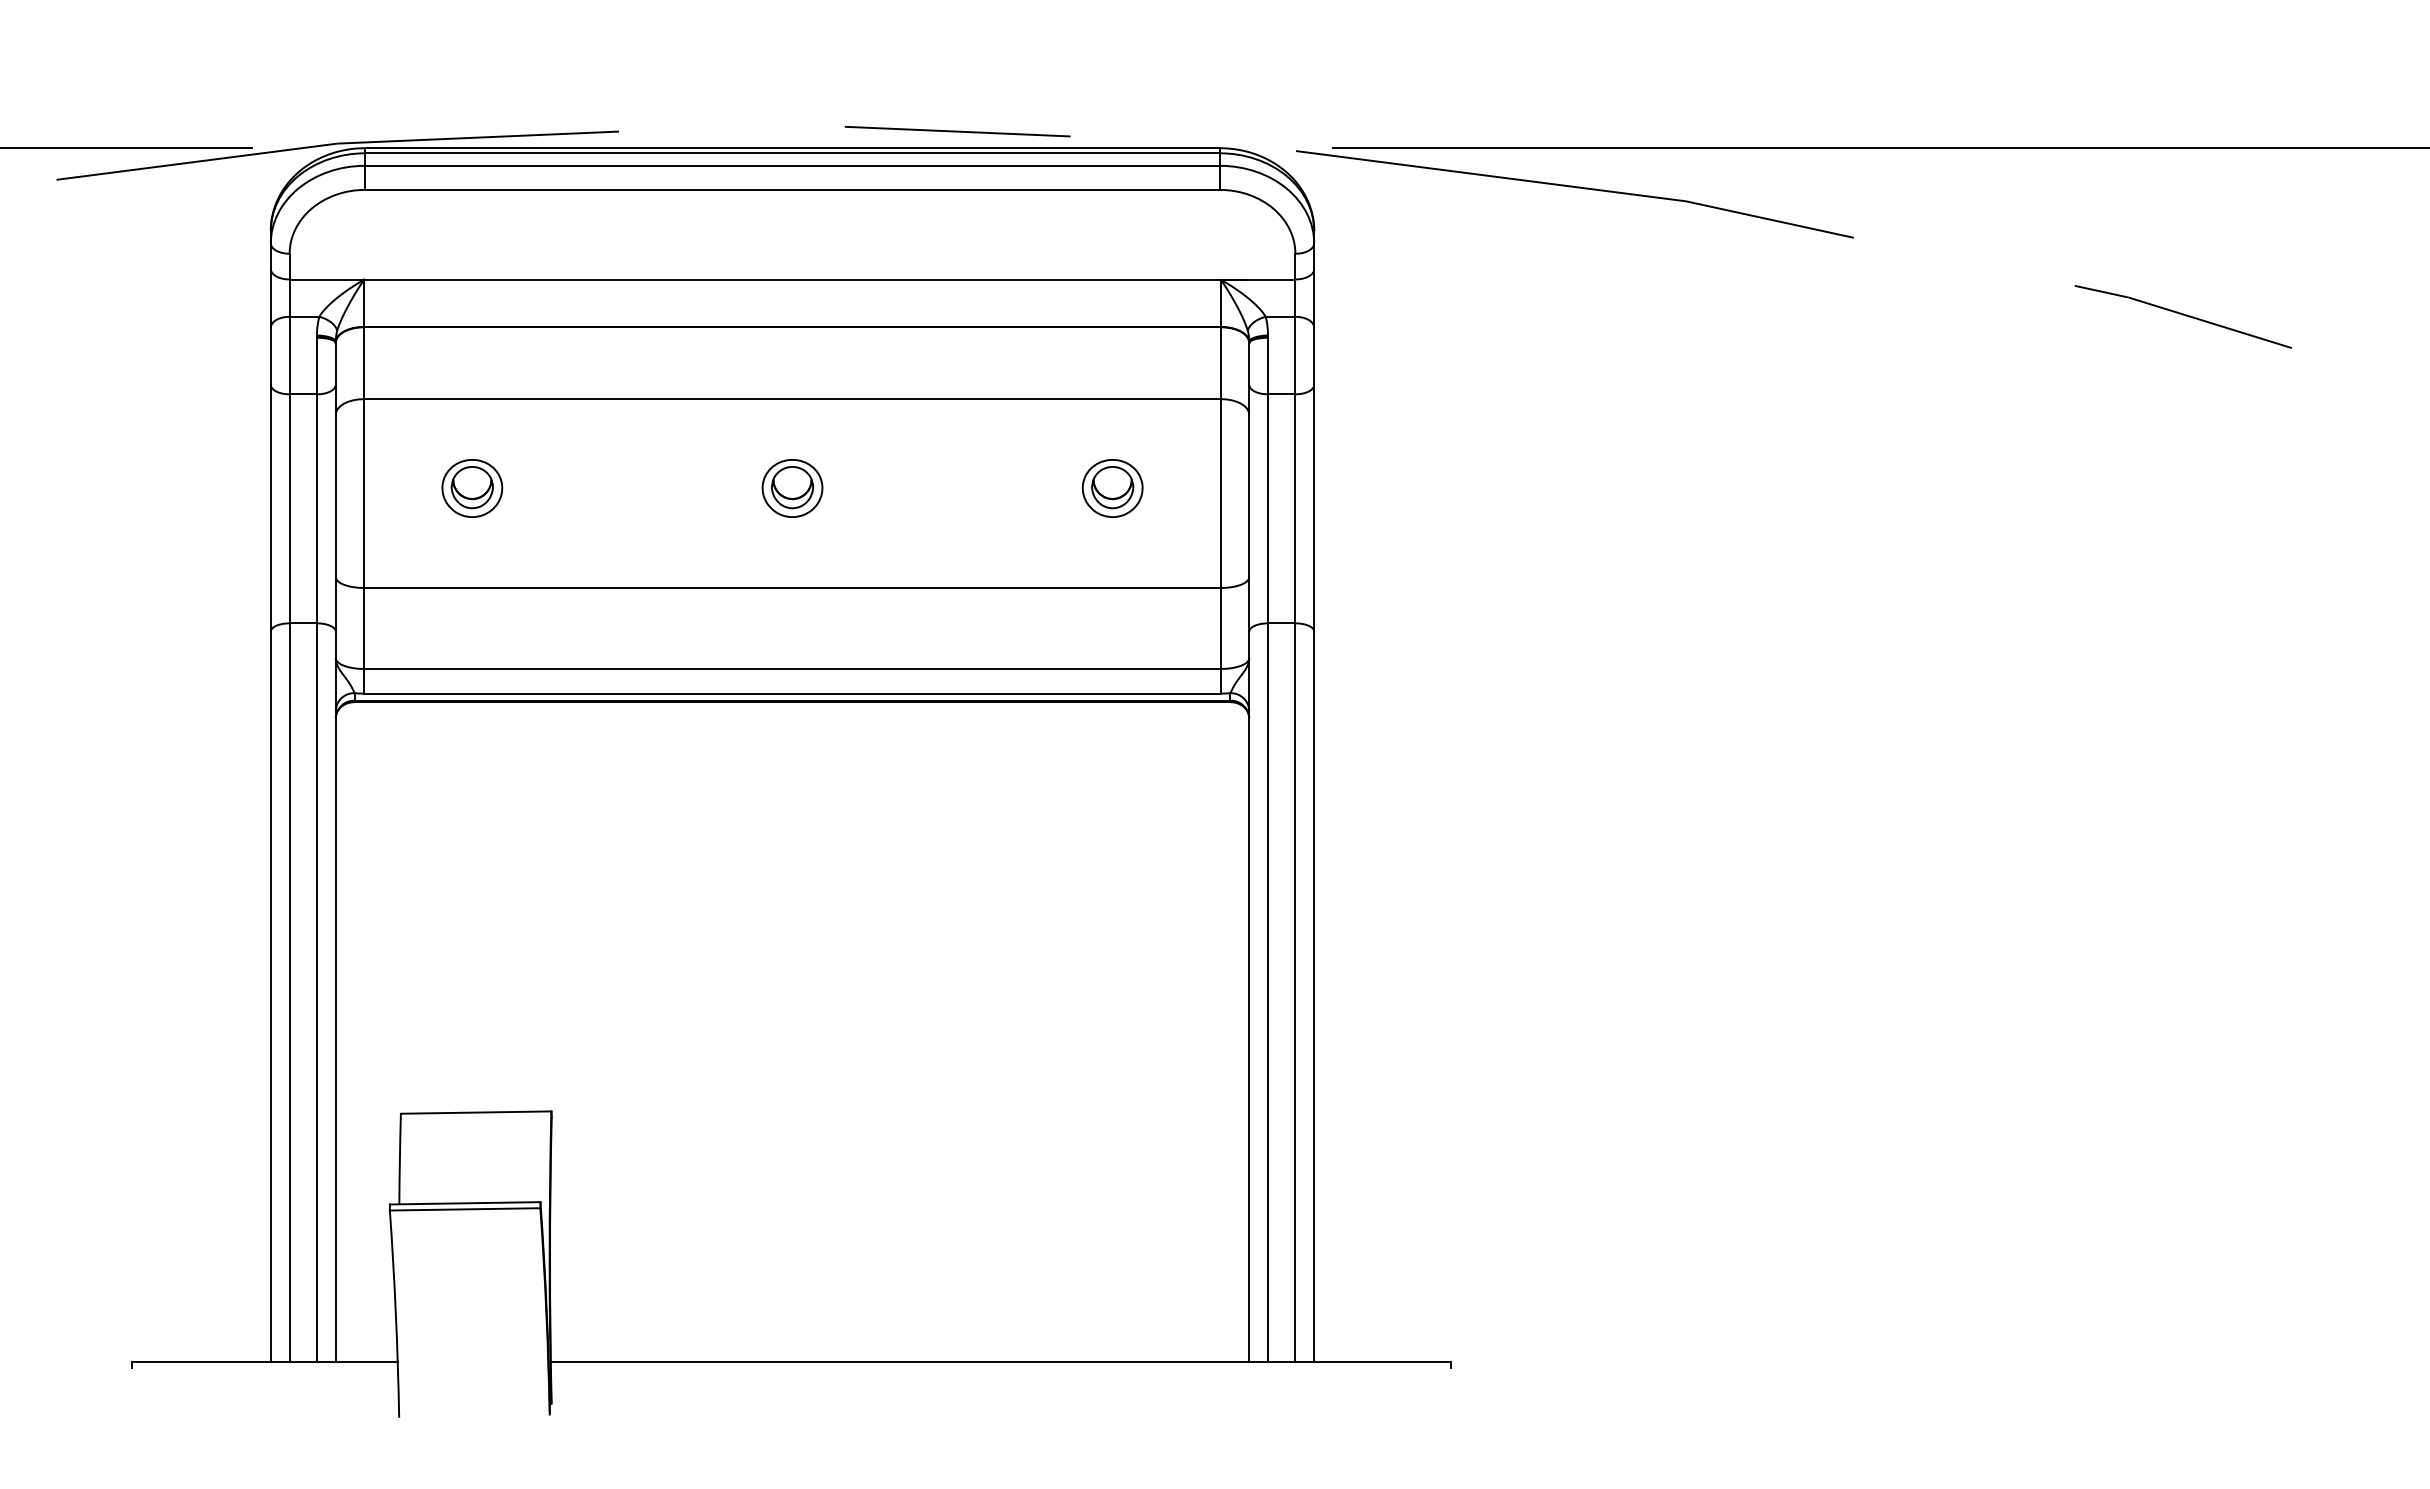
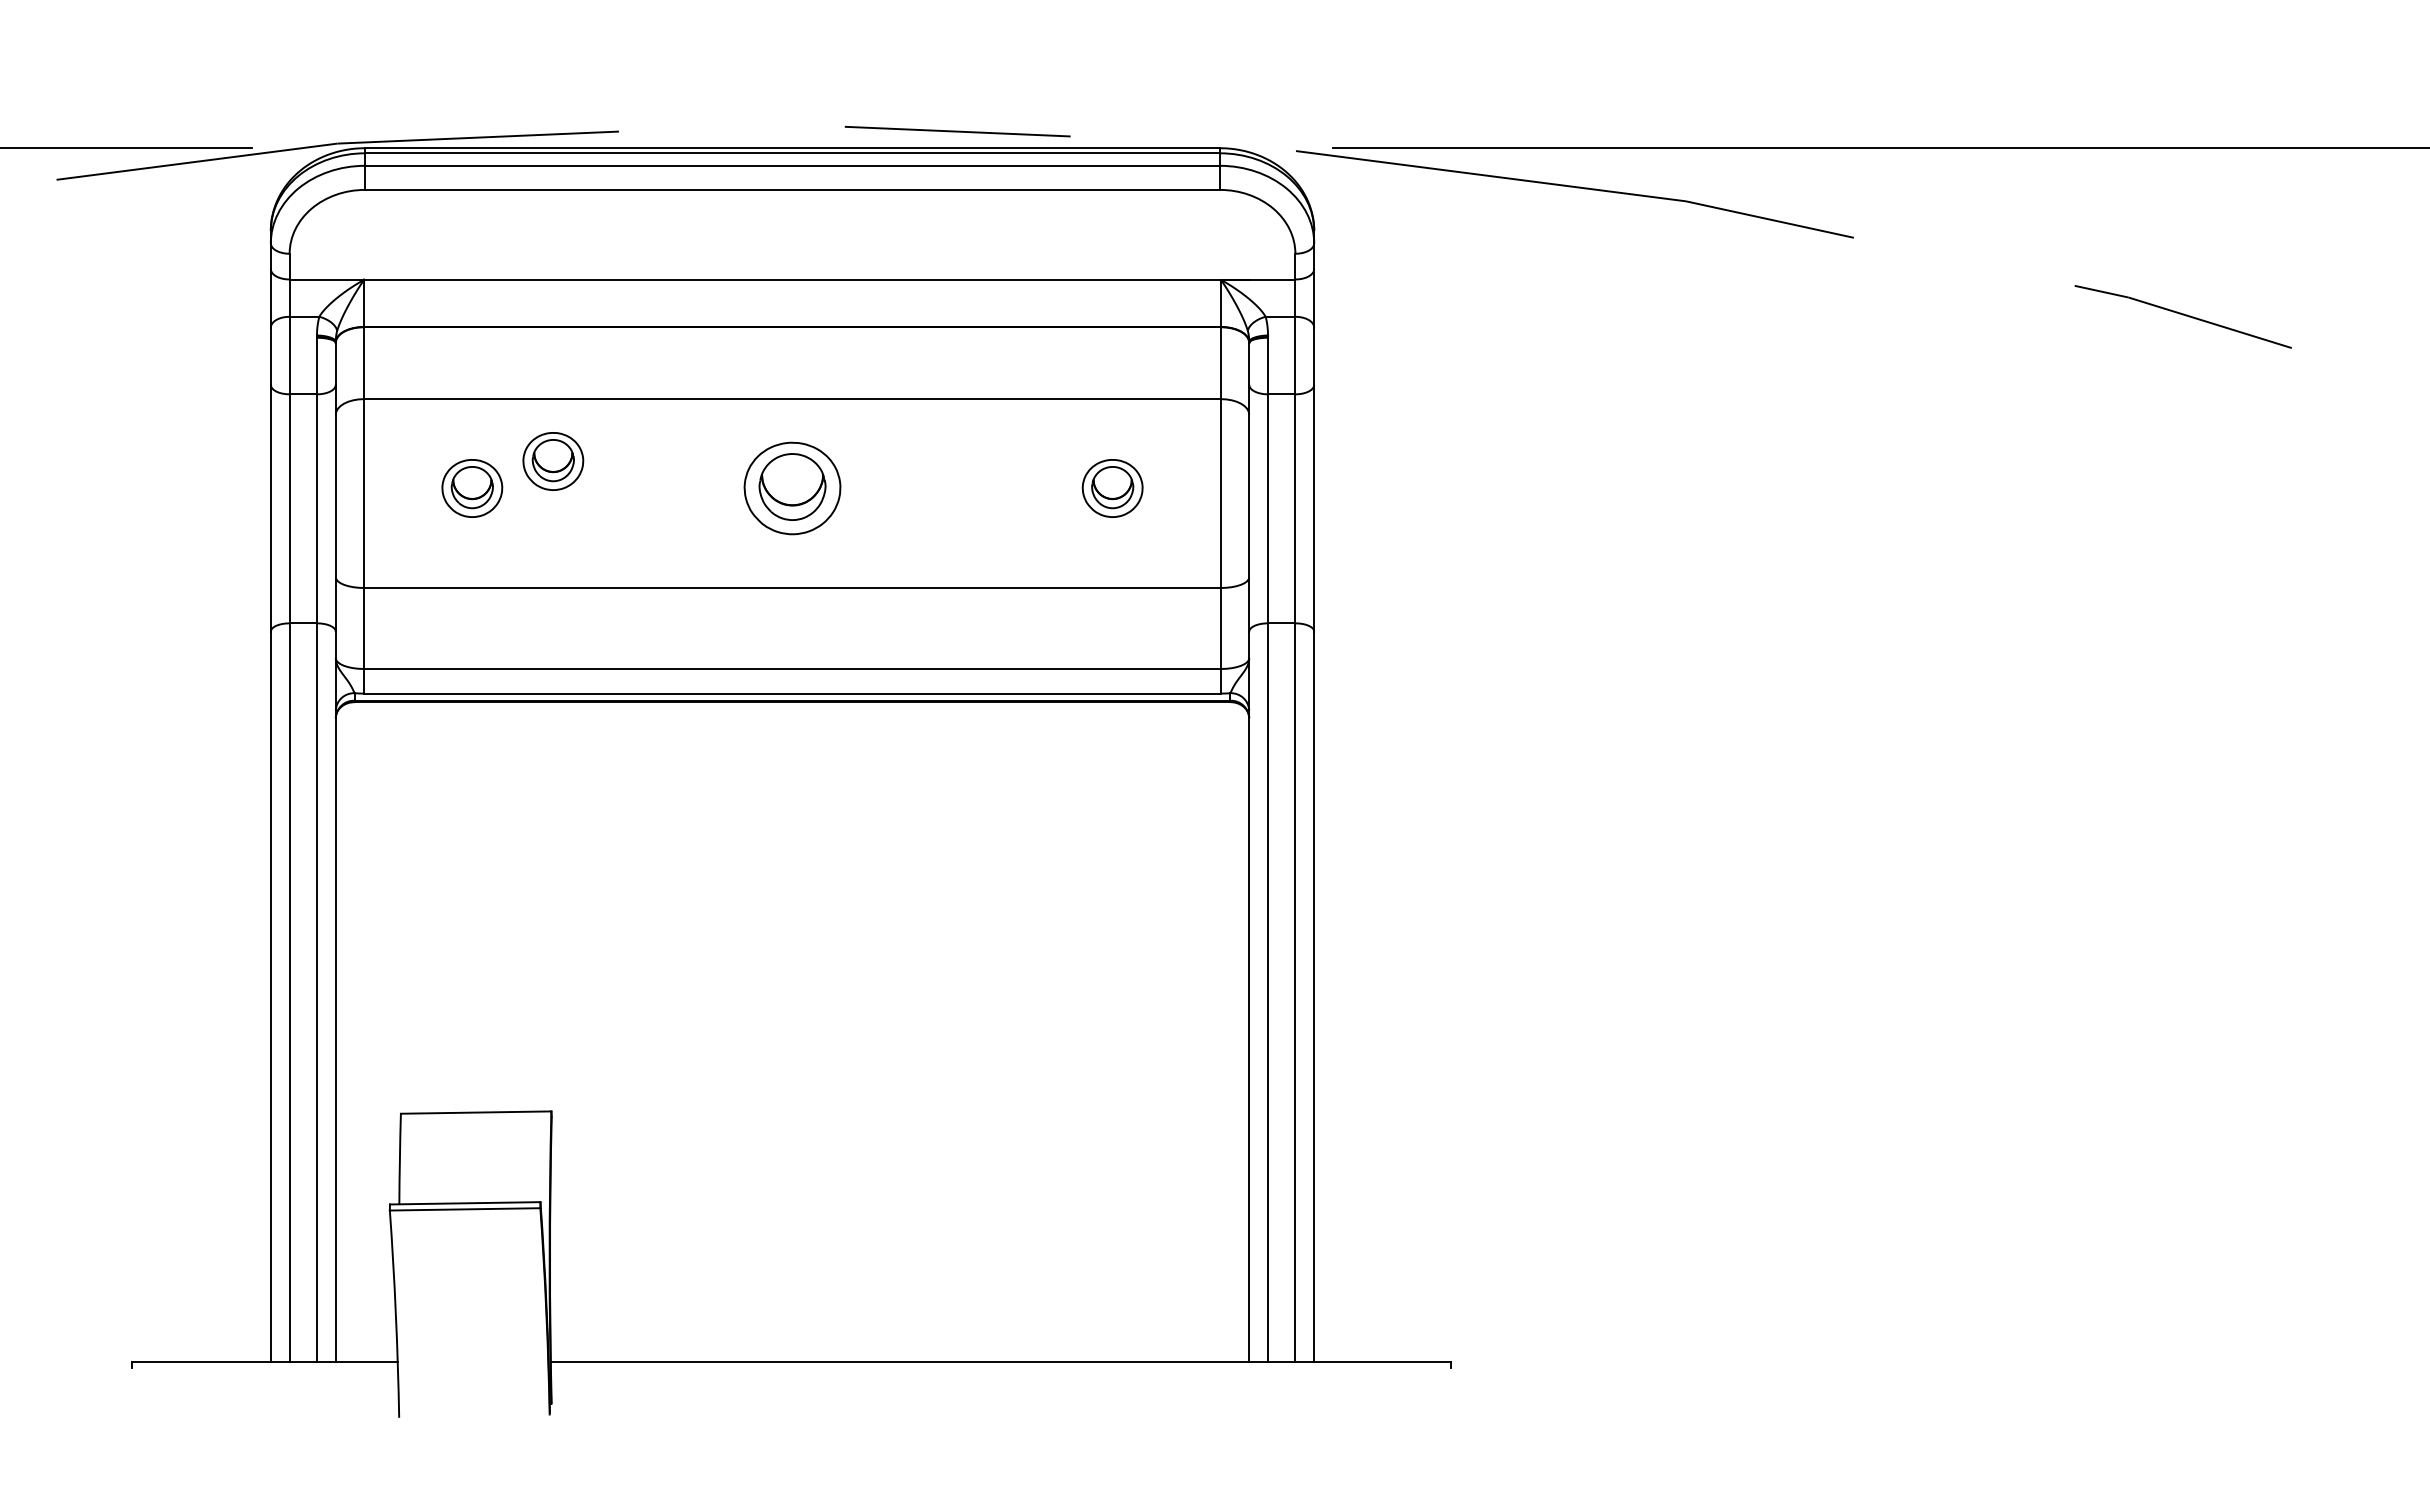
part: none -> present (553, 461)
part size: 63x59 px -> 99x95 px (792, 488)
